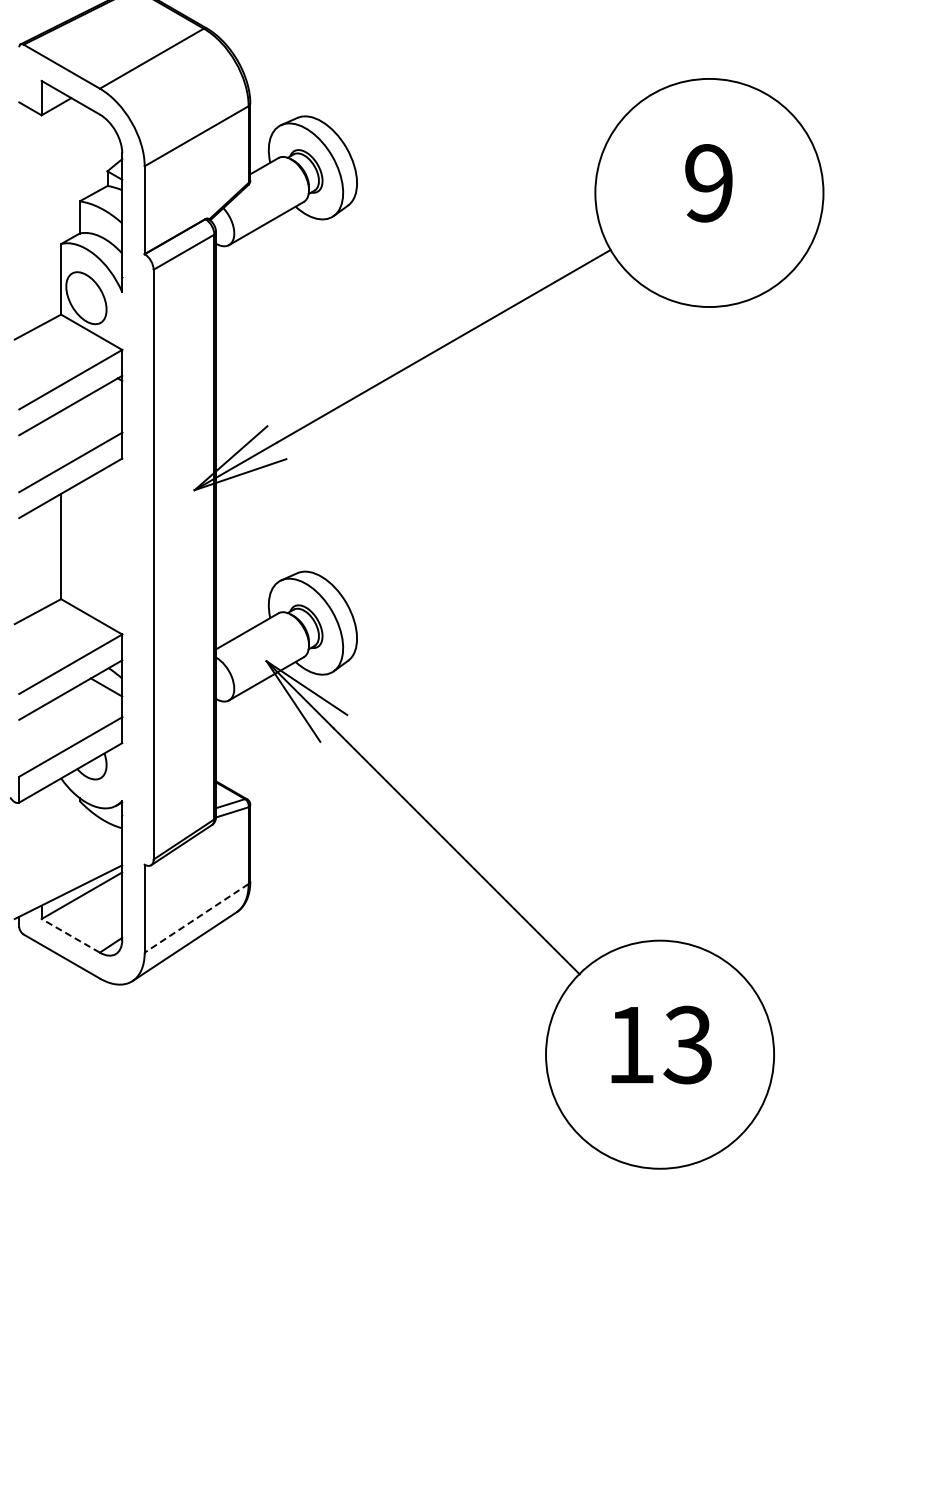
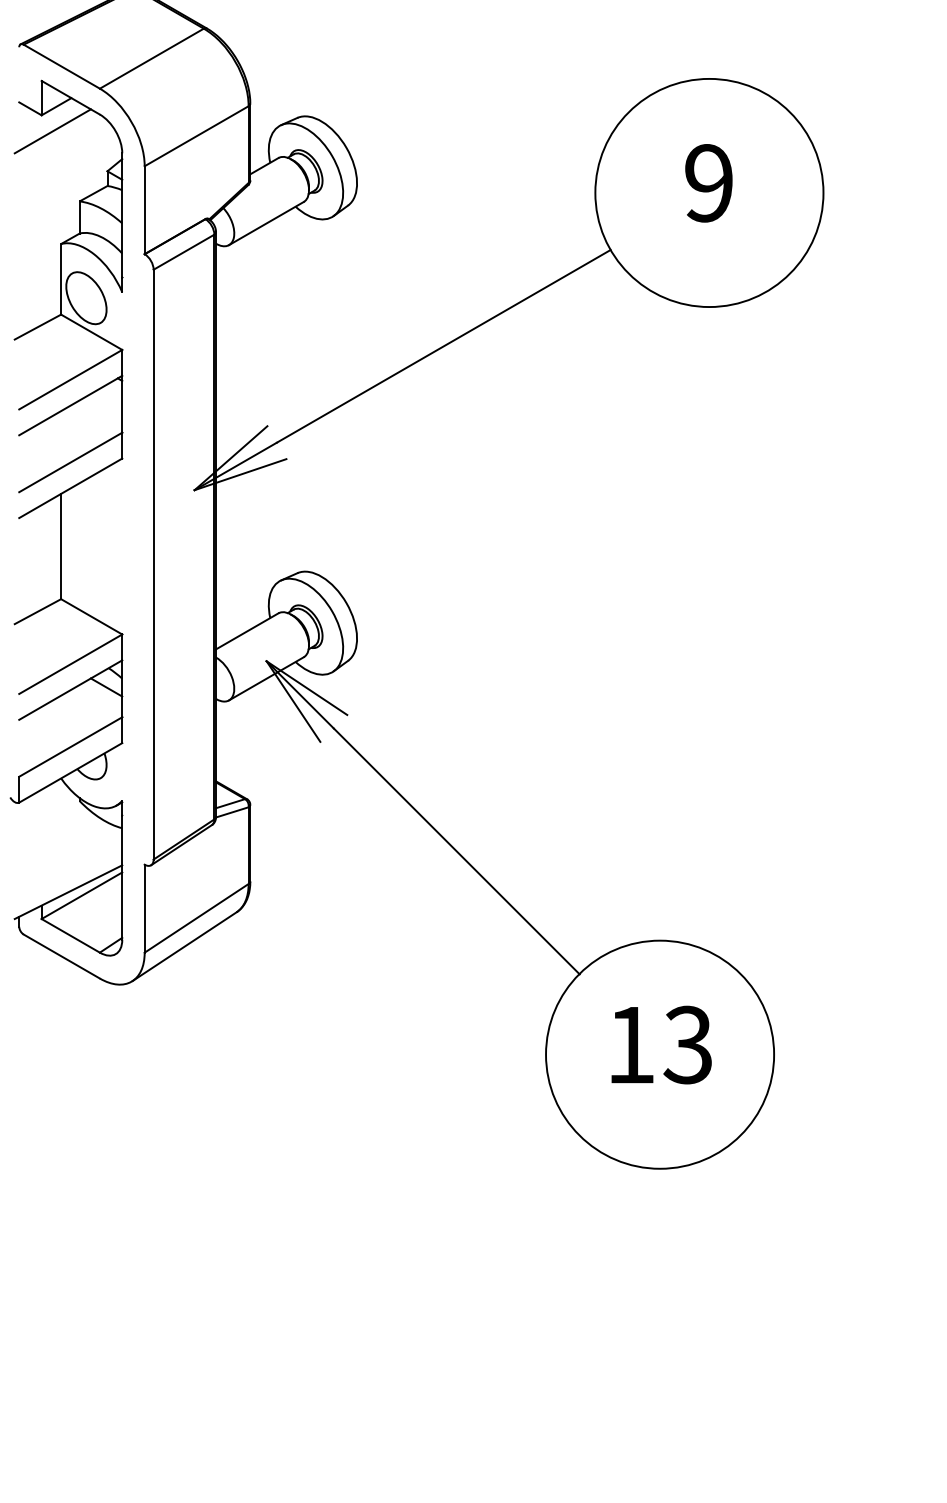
line: none -> present (52, 131)
line: dashed -> solid (196, 918)
line: dashed -> solid (70, 935)
